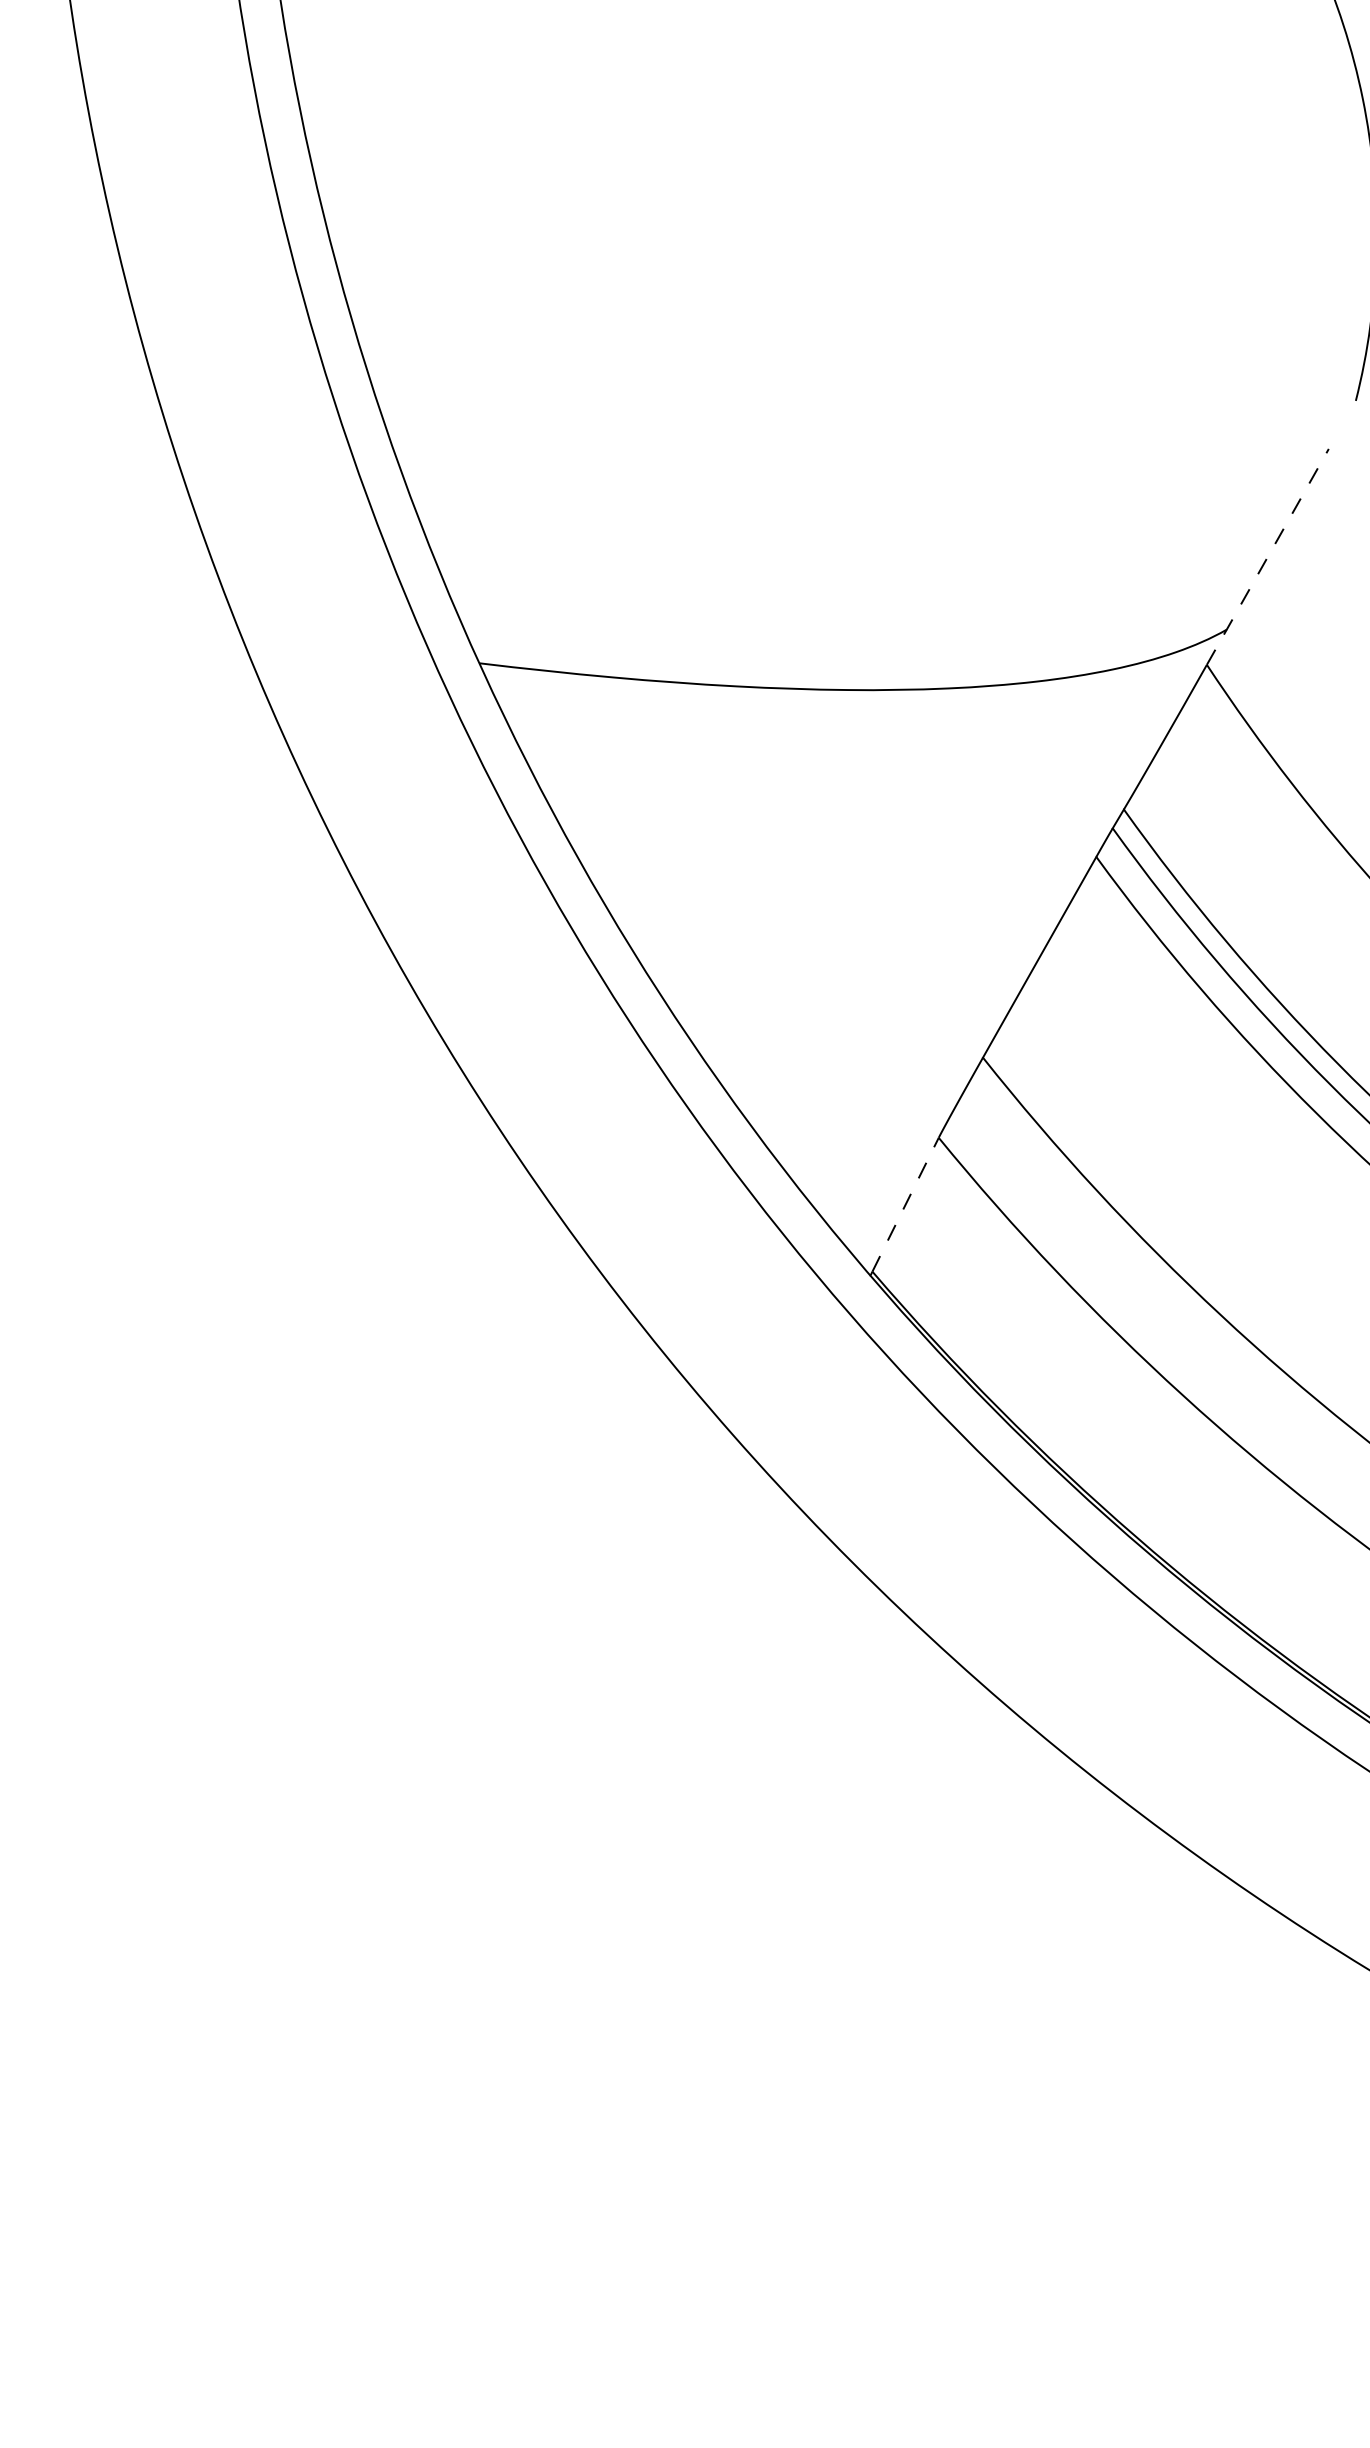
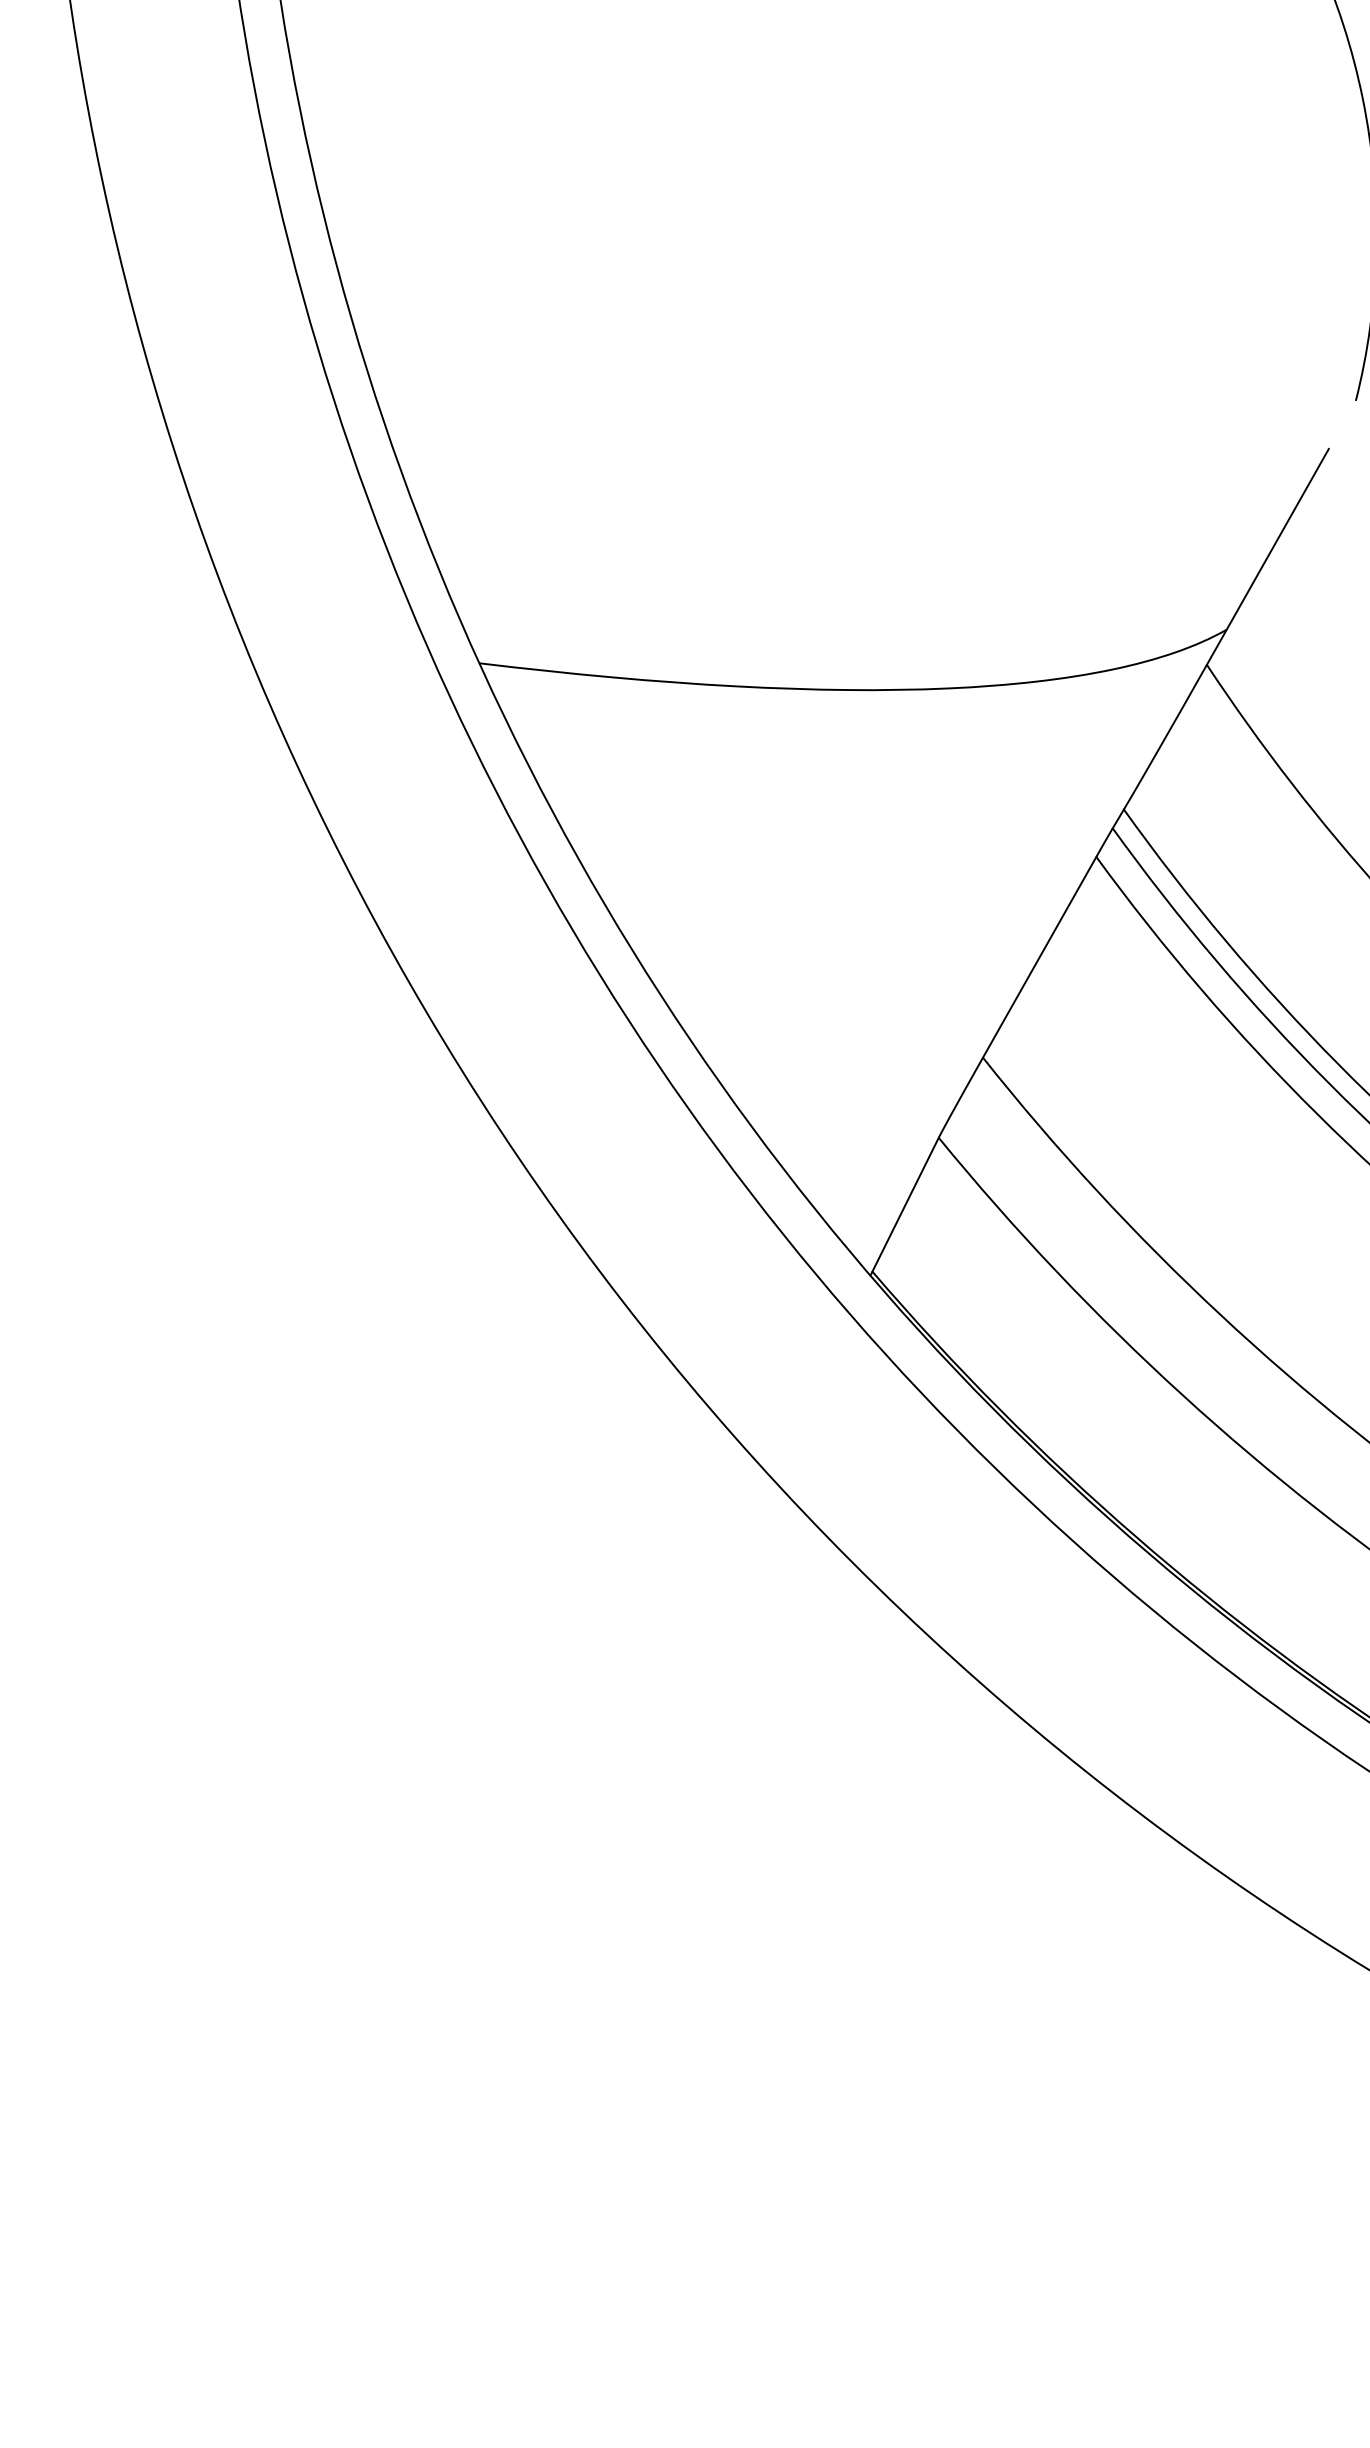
line: dashed -> solid (1267, 556)
line: dashed -> solid (905, 1204)
